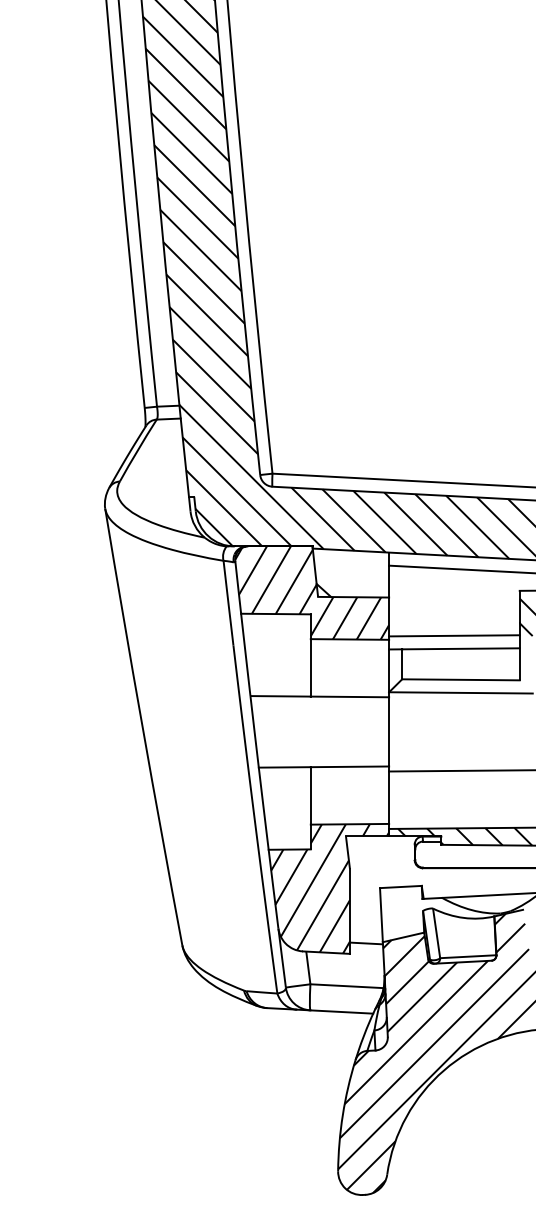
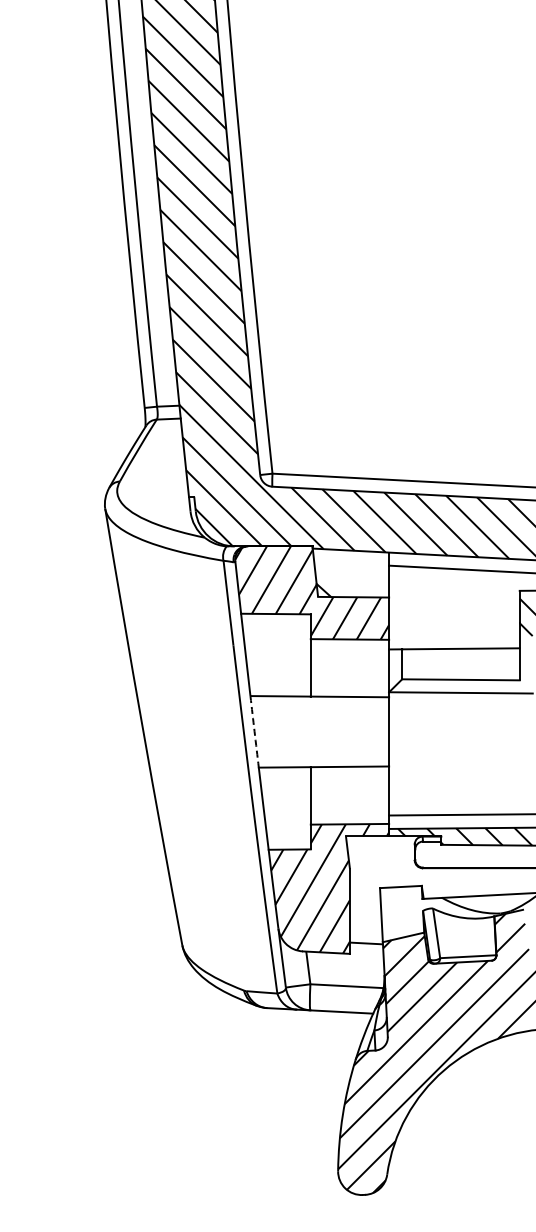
line: present -> none (454, 635)
arc: solid -> dashed (254, 731)
line position: (460, 770) -> (460, 814) (460, 814)
